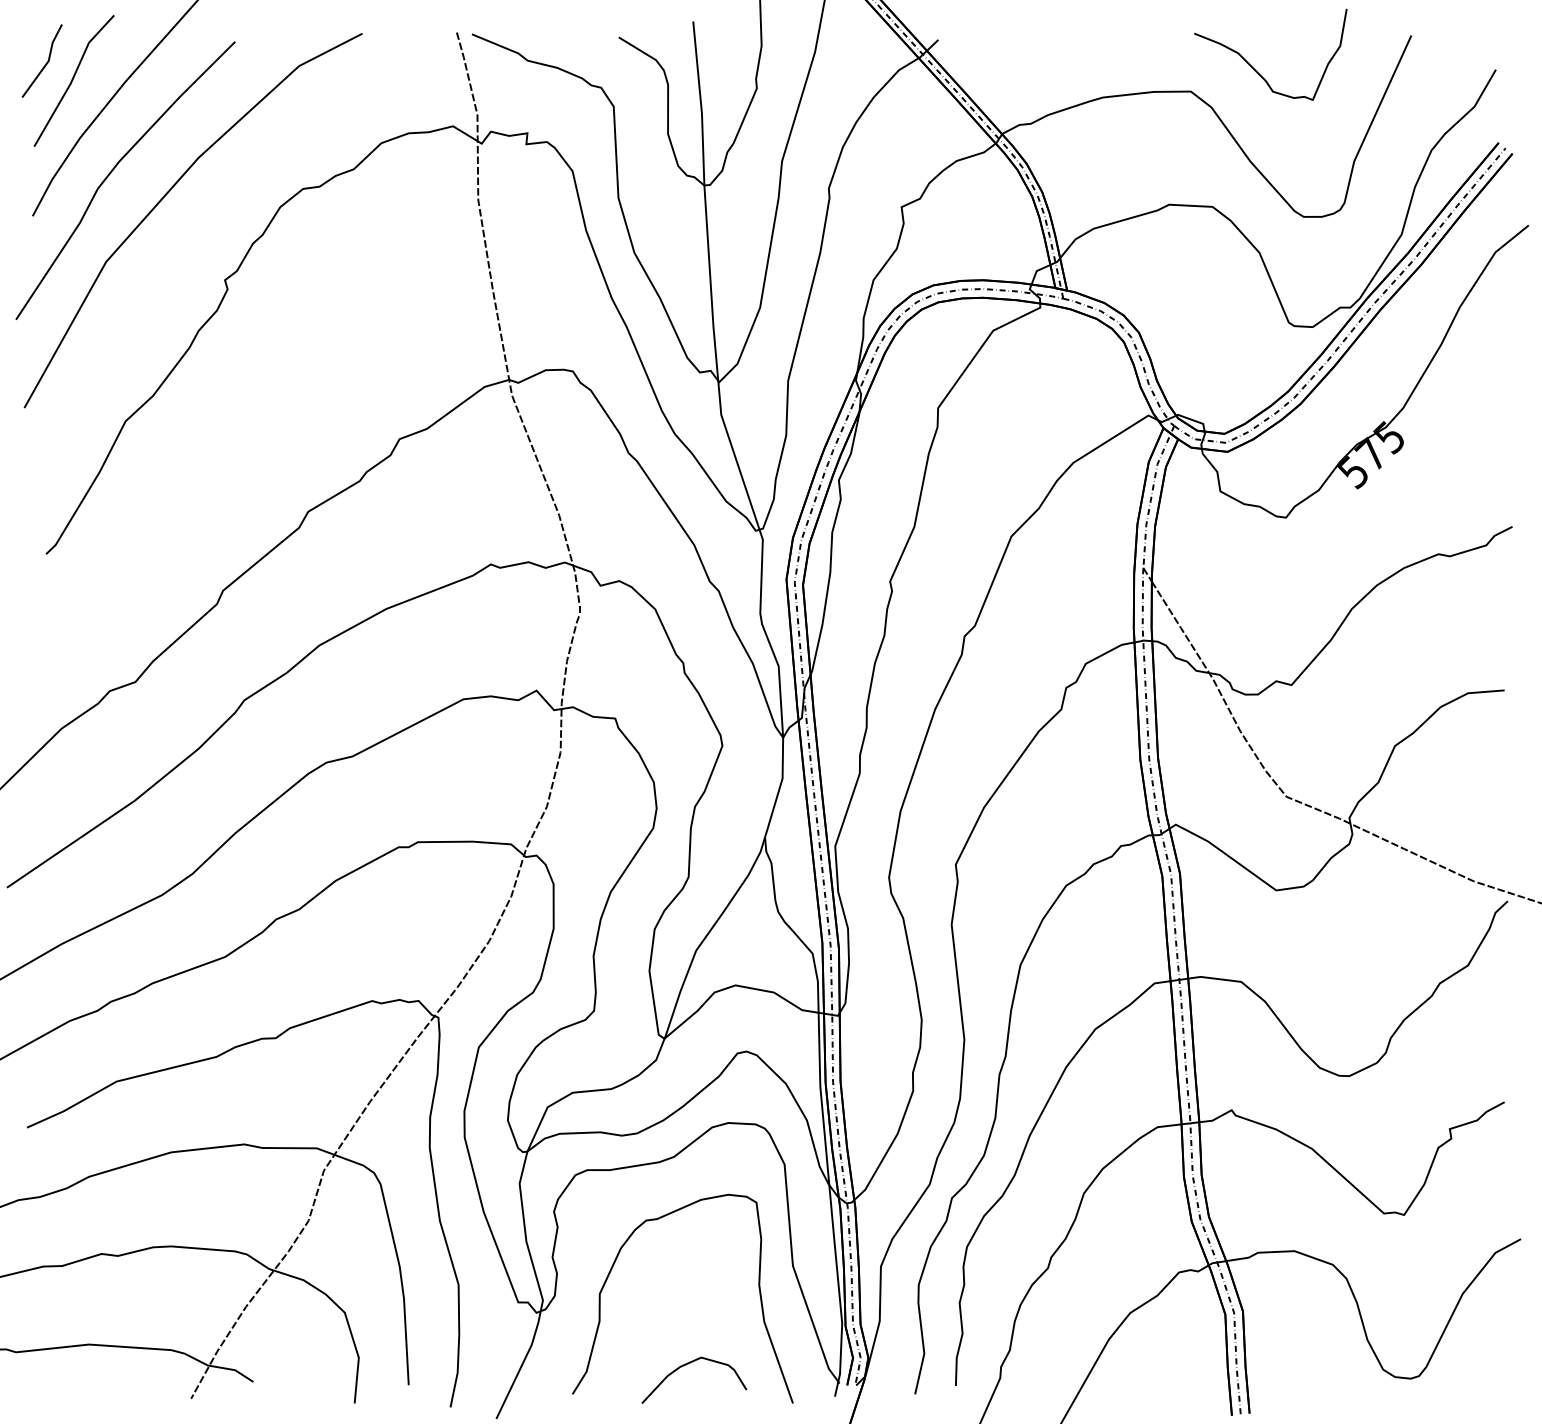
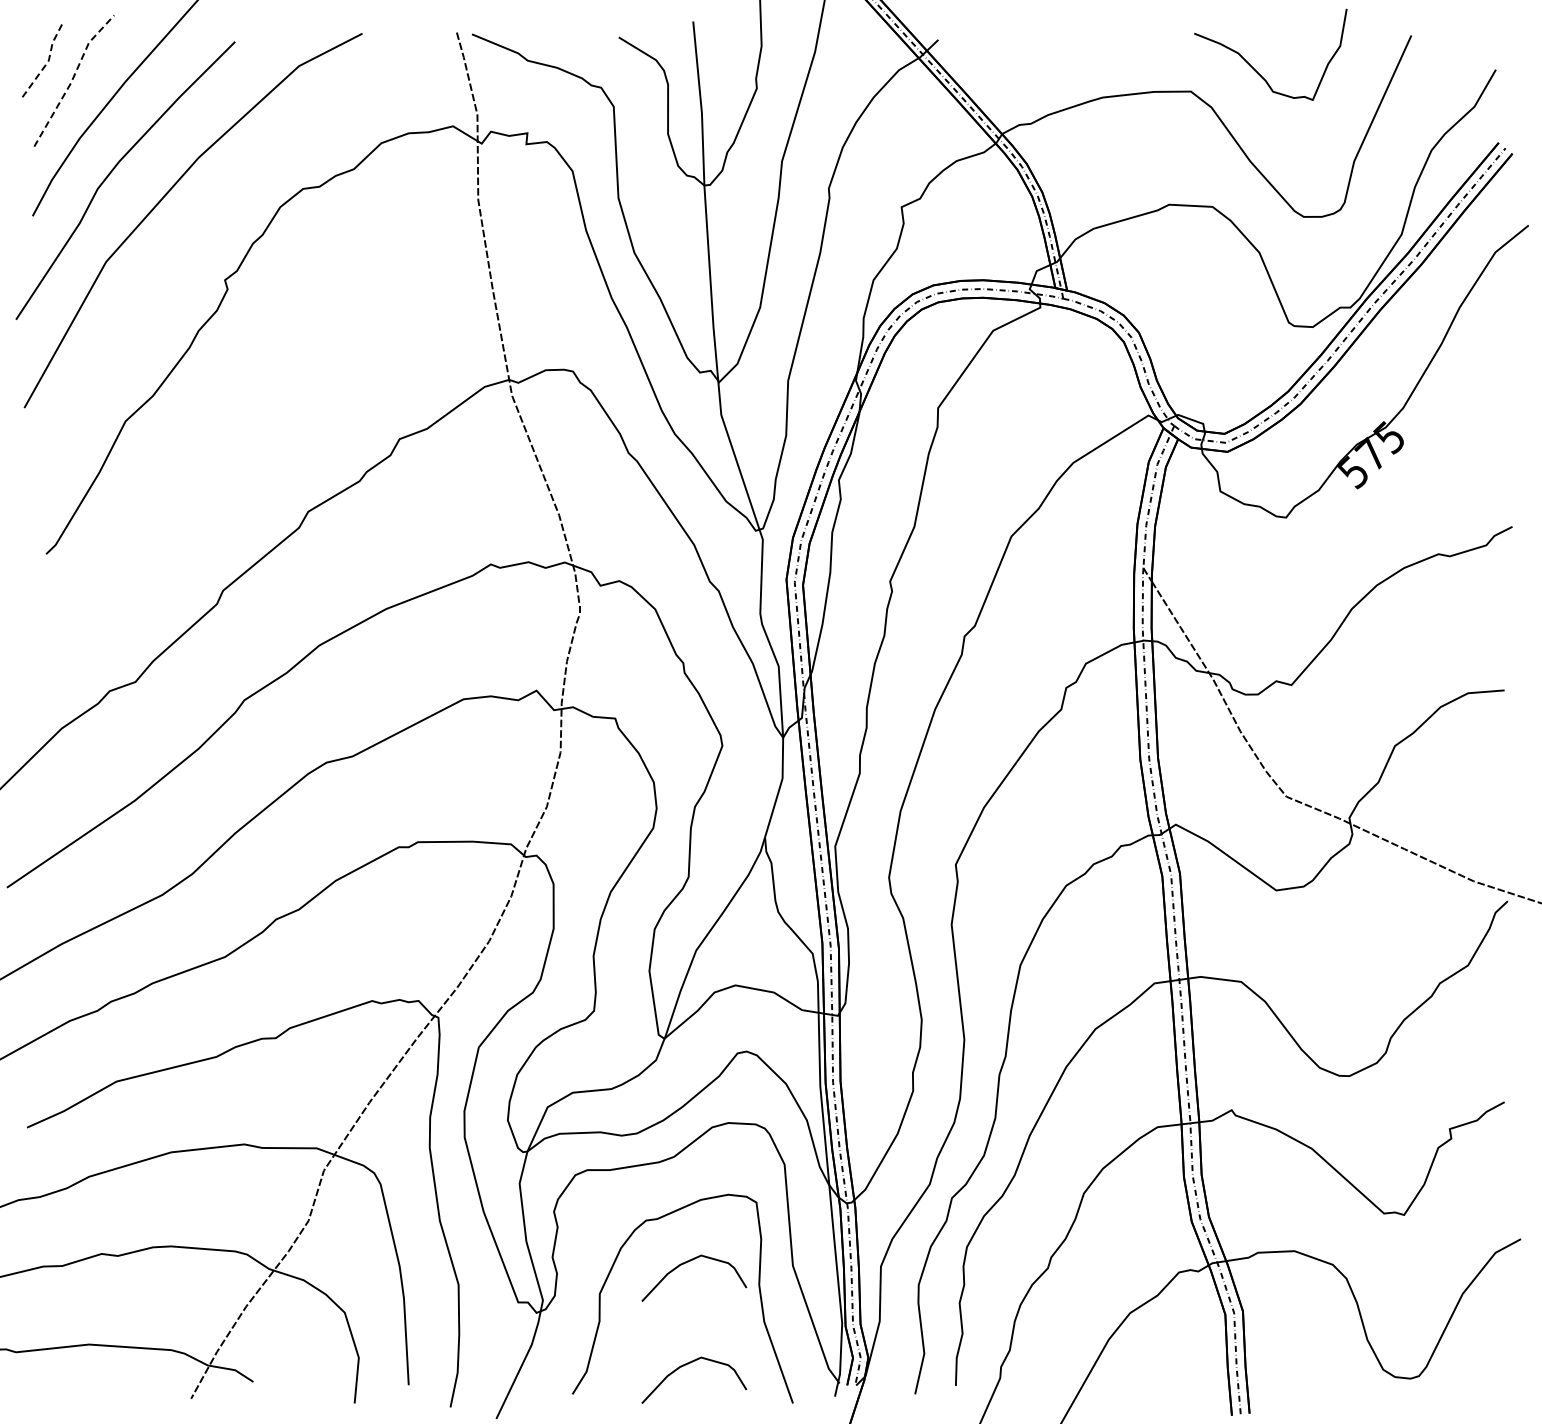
line: solid -> dashed (47, 62)
line: solid -> dashed (72, 78)
curve: none -> present (686, 1263)
